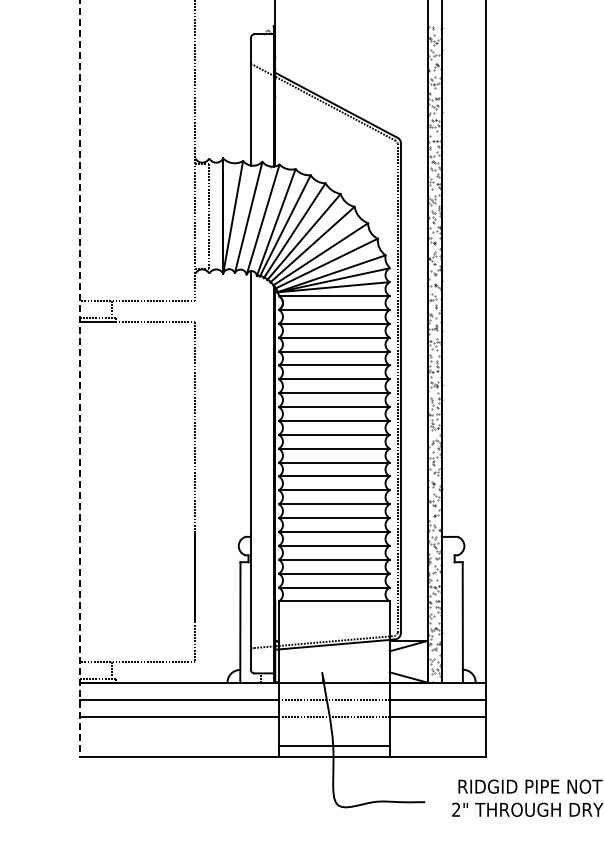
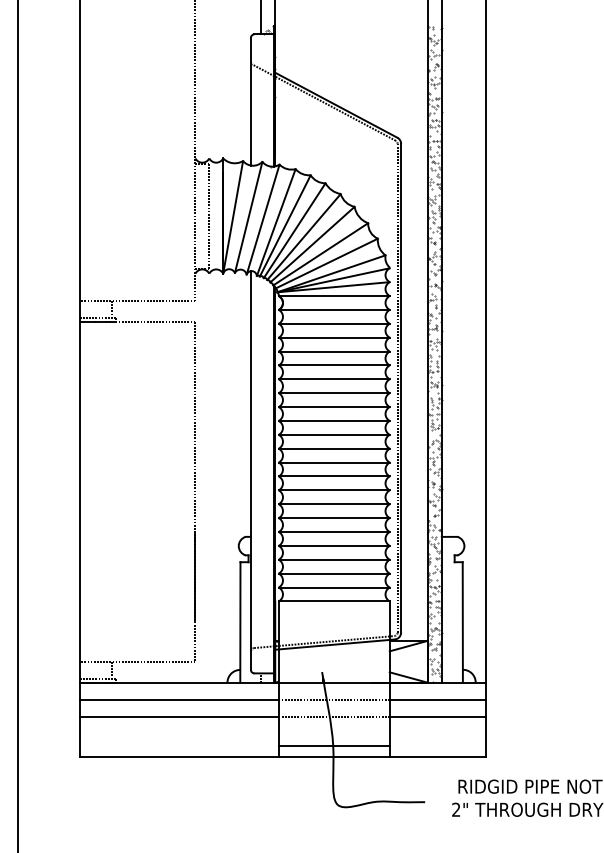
line: none -> present (261, 18)
line: dashed -> solid (79, 379)
line: none -> present (18, 425)
